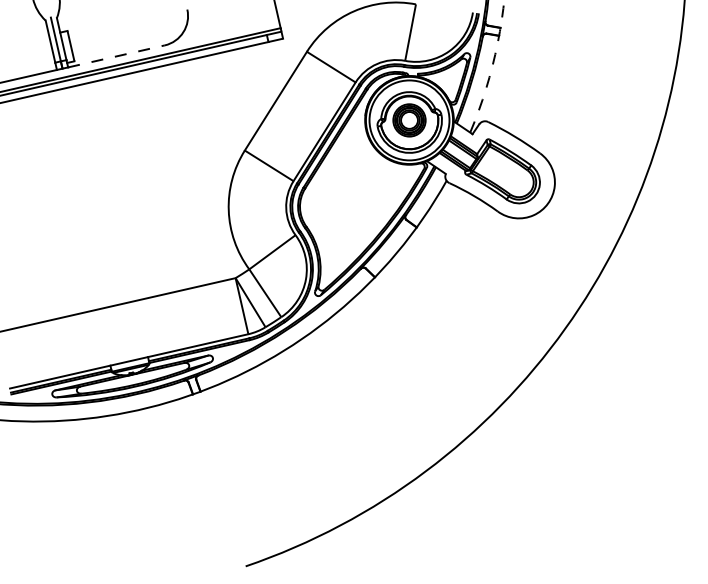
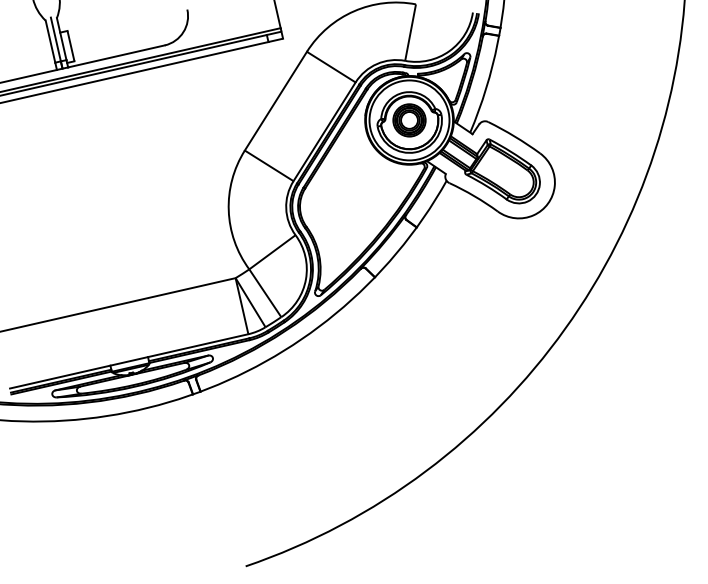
line: dashed -> solid (116, 56)
arc: dashed -> solid (492, 66)
